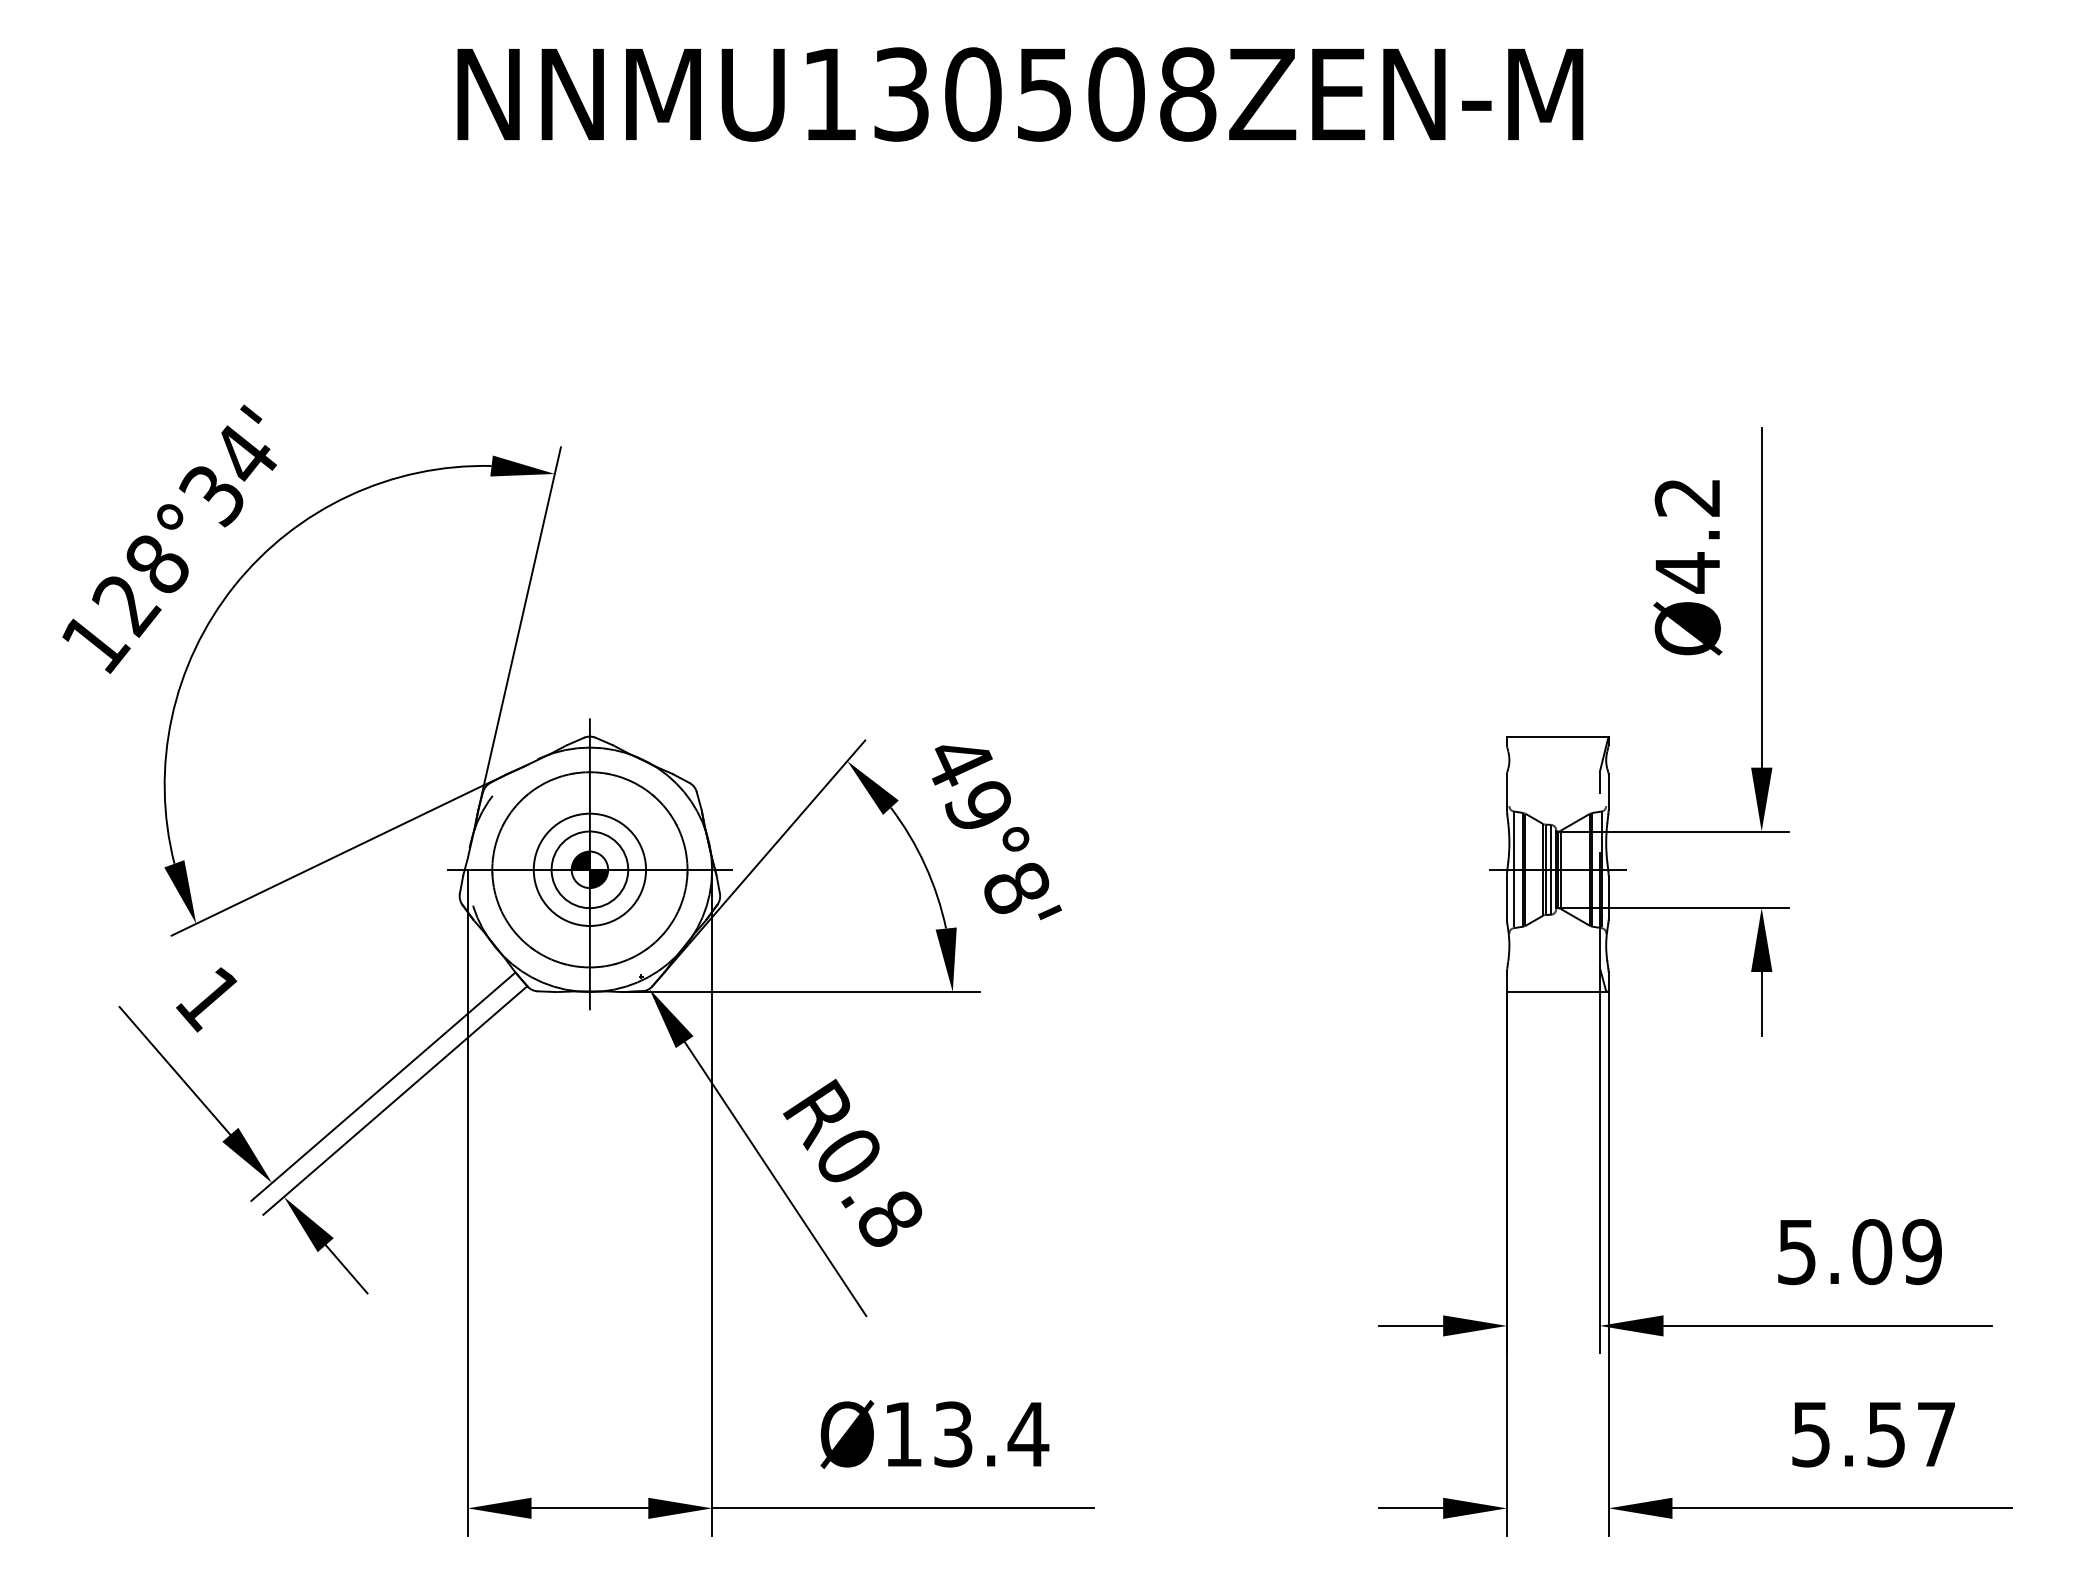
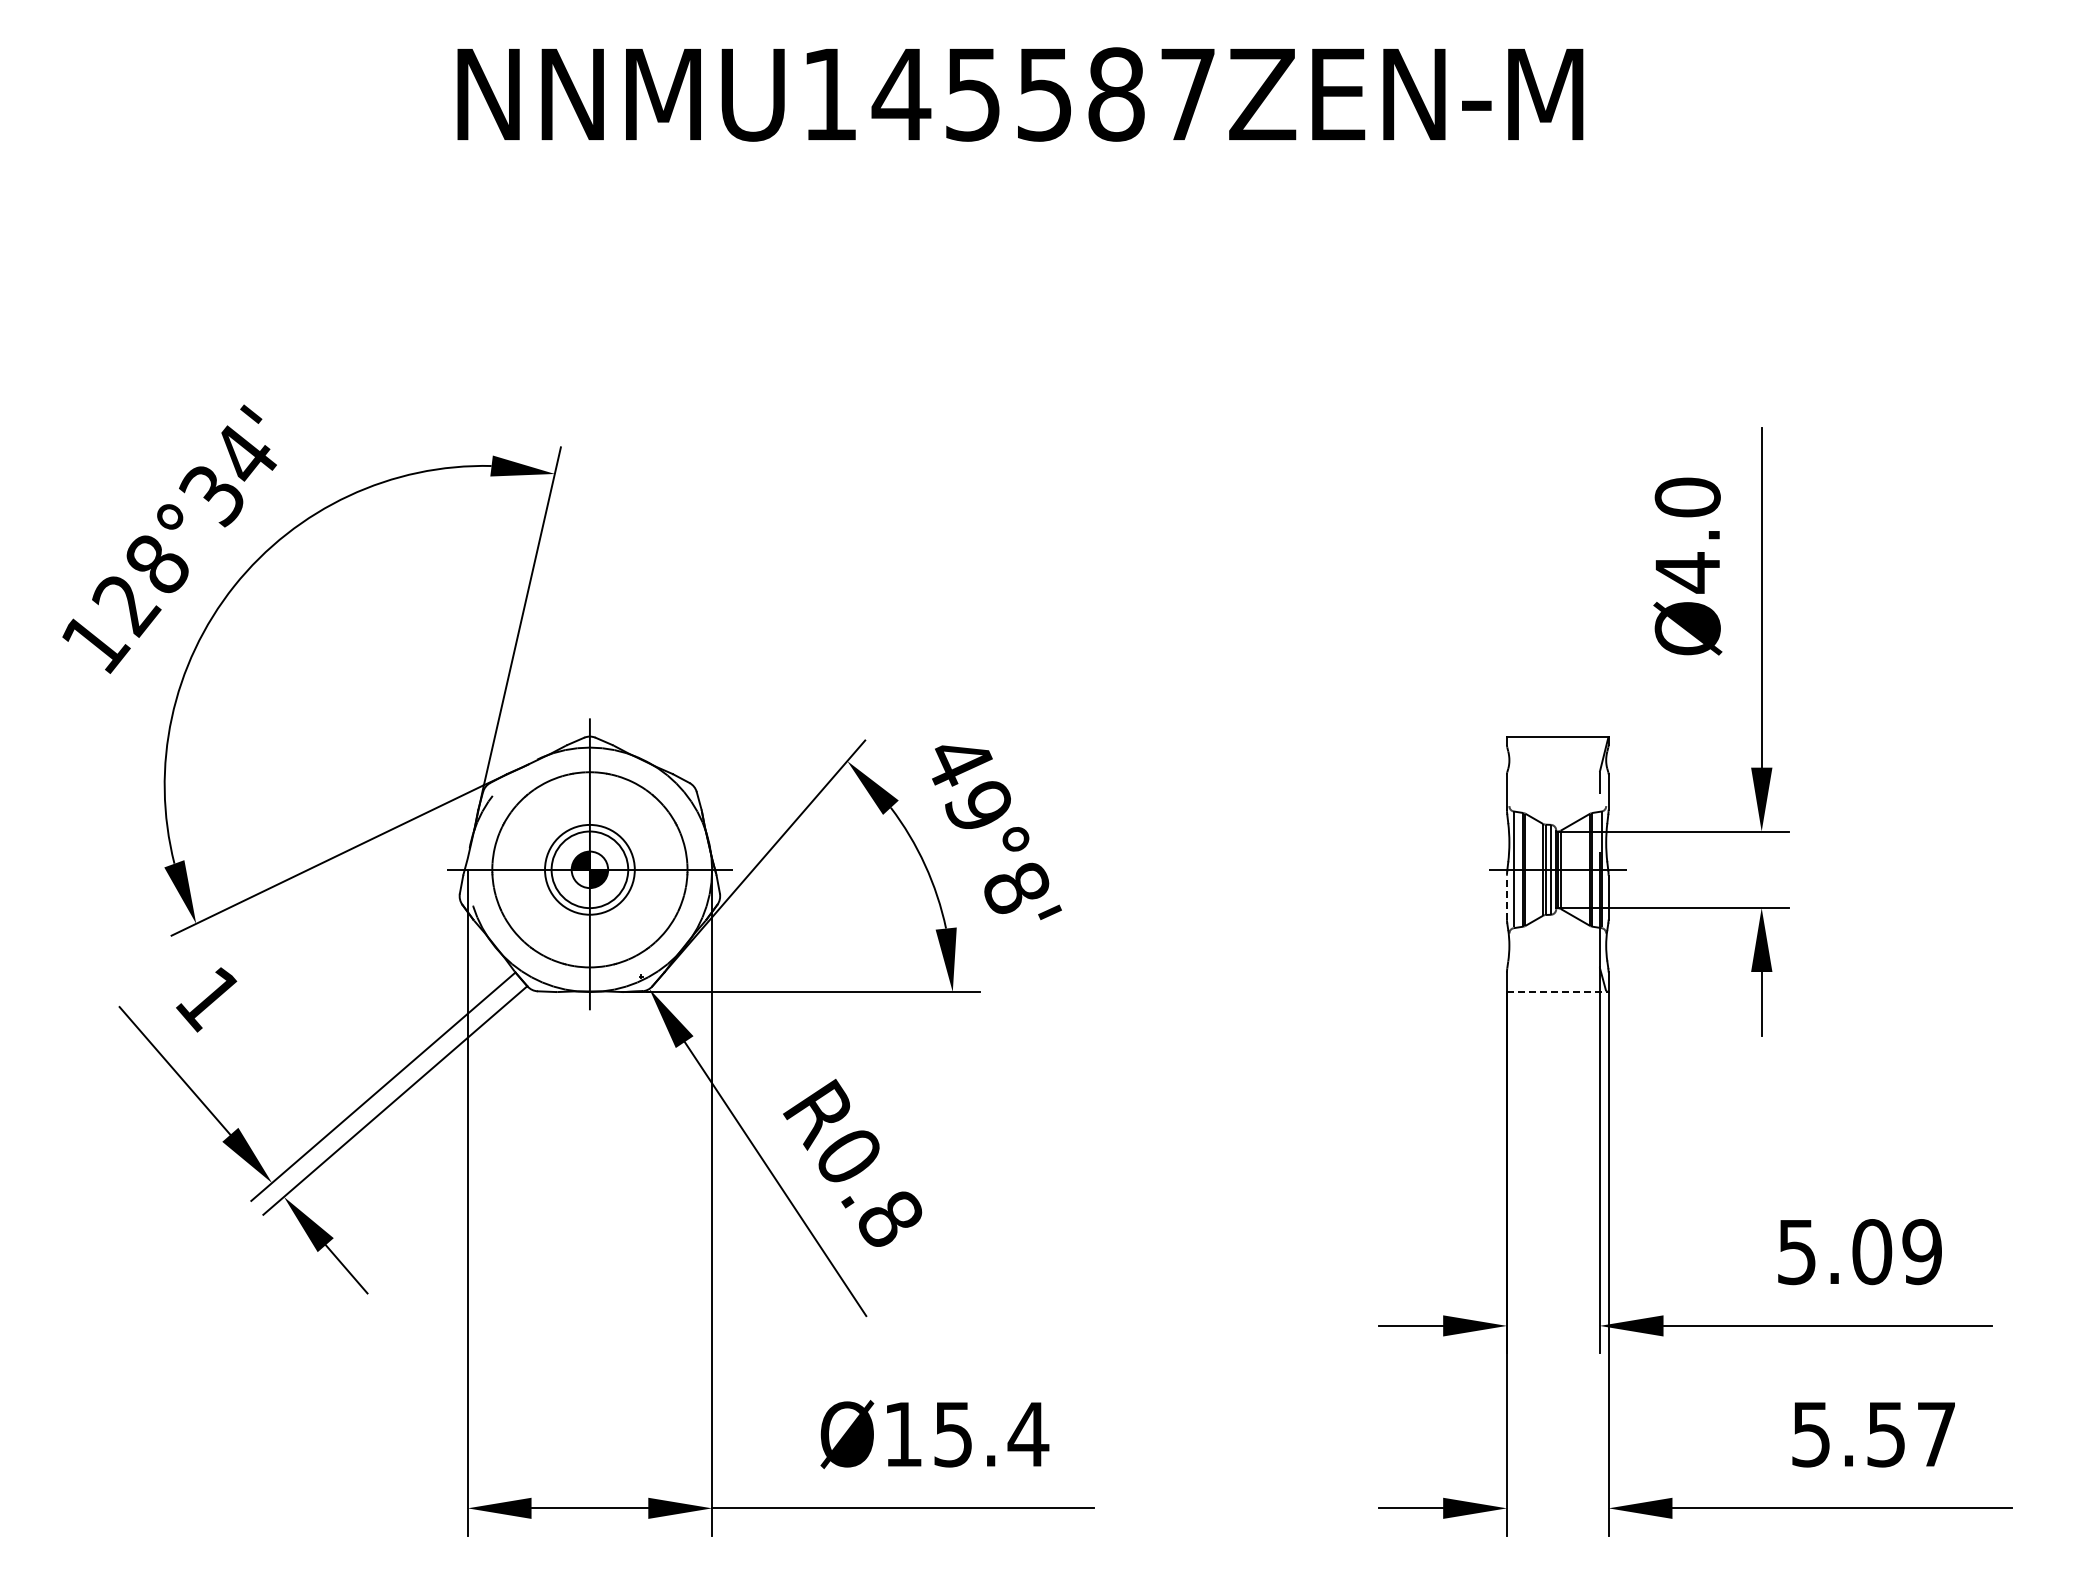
text: NNMU130508ZEN-M -> NNMU145587ZEN-M (1043, 94)
text: Ø4.2 -> Ø4.0 (1687, 497)
circle diameter: 112 px -> 90 px (589, 869)
line: solid -> dashed (1506, 897)
line: solid -> dashed (1557, 992)
text: Ø13.4 -> Ø15.4 (953, 1433)
